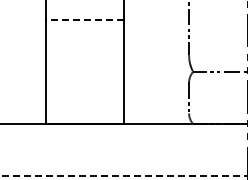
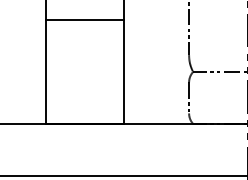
line: dashed -> solid (84, 19)
line: dashed -> solid (124, 176)
